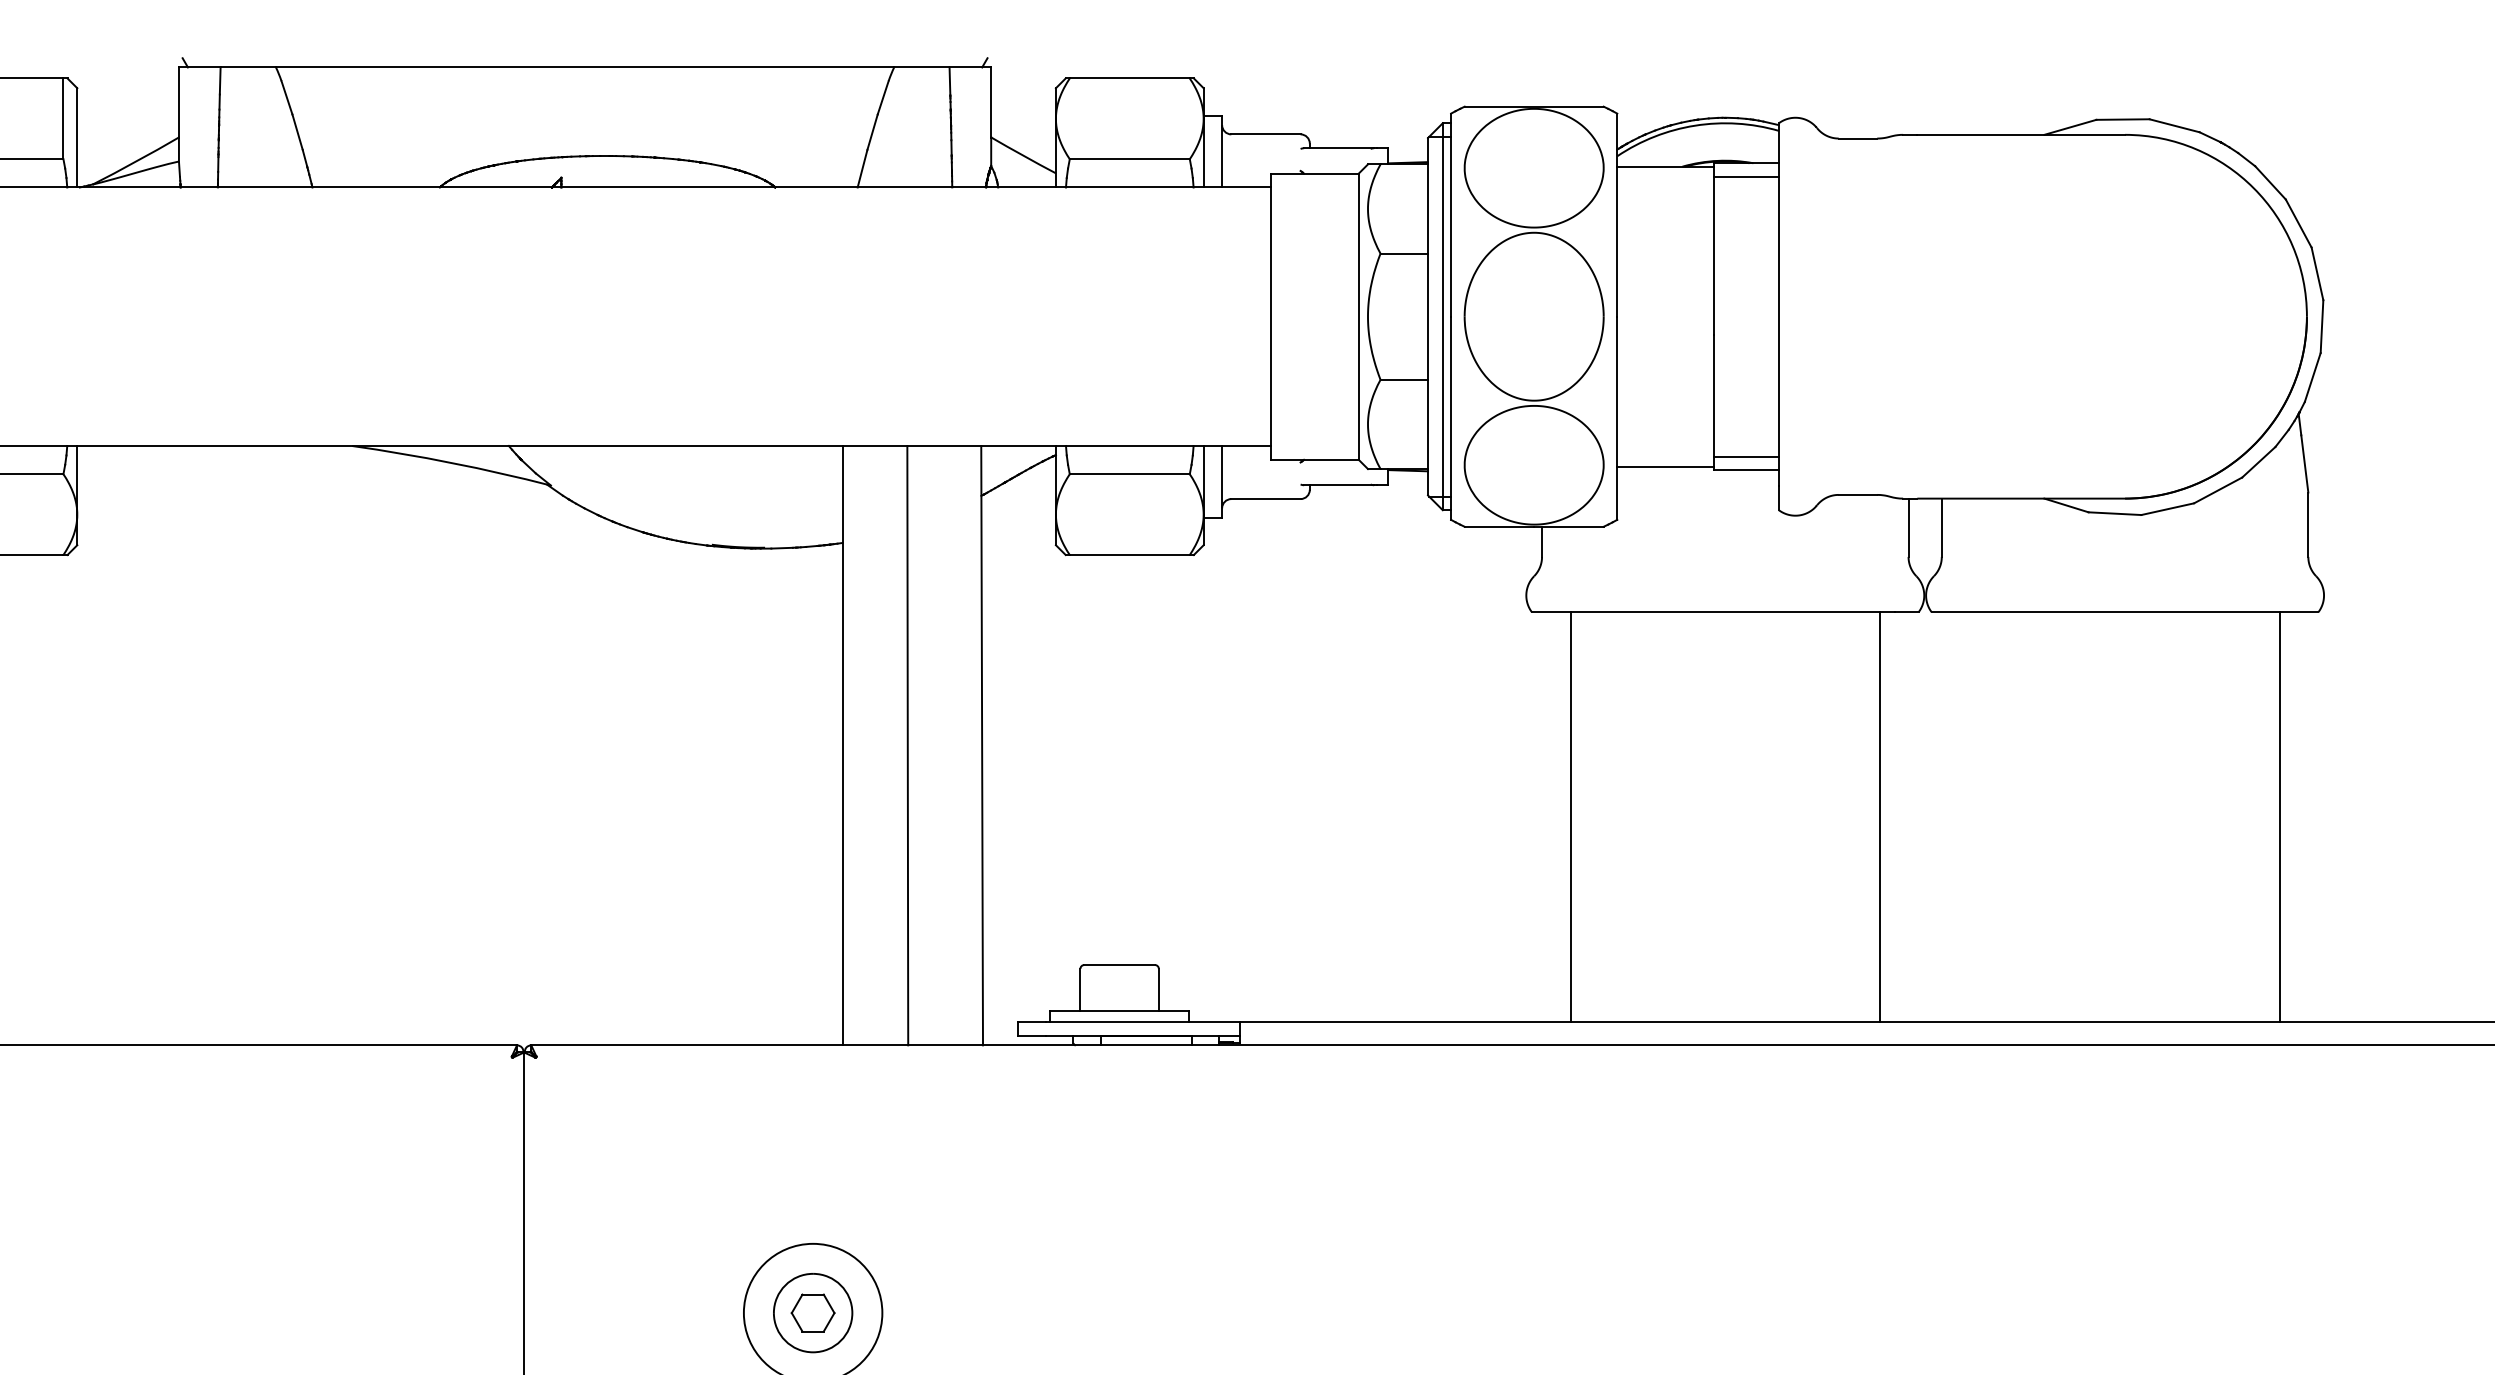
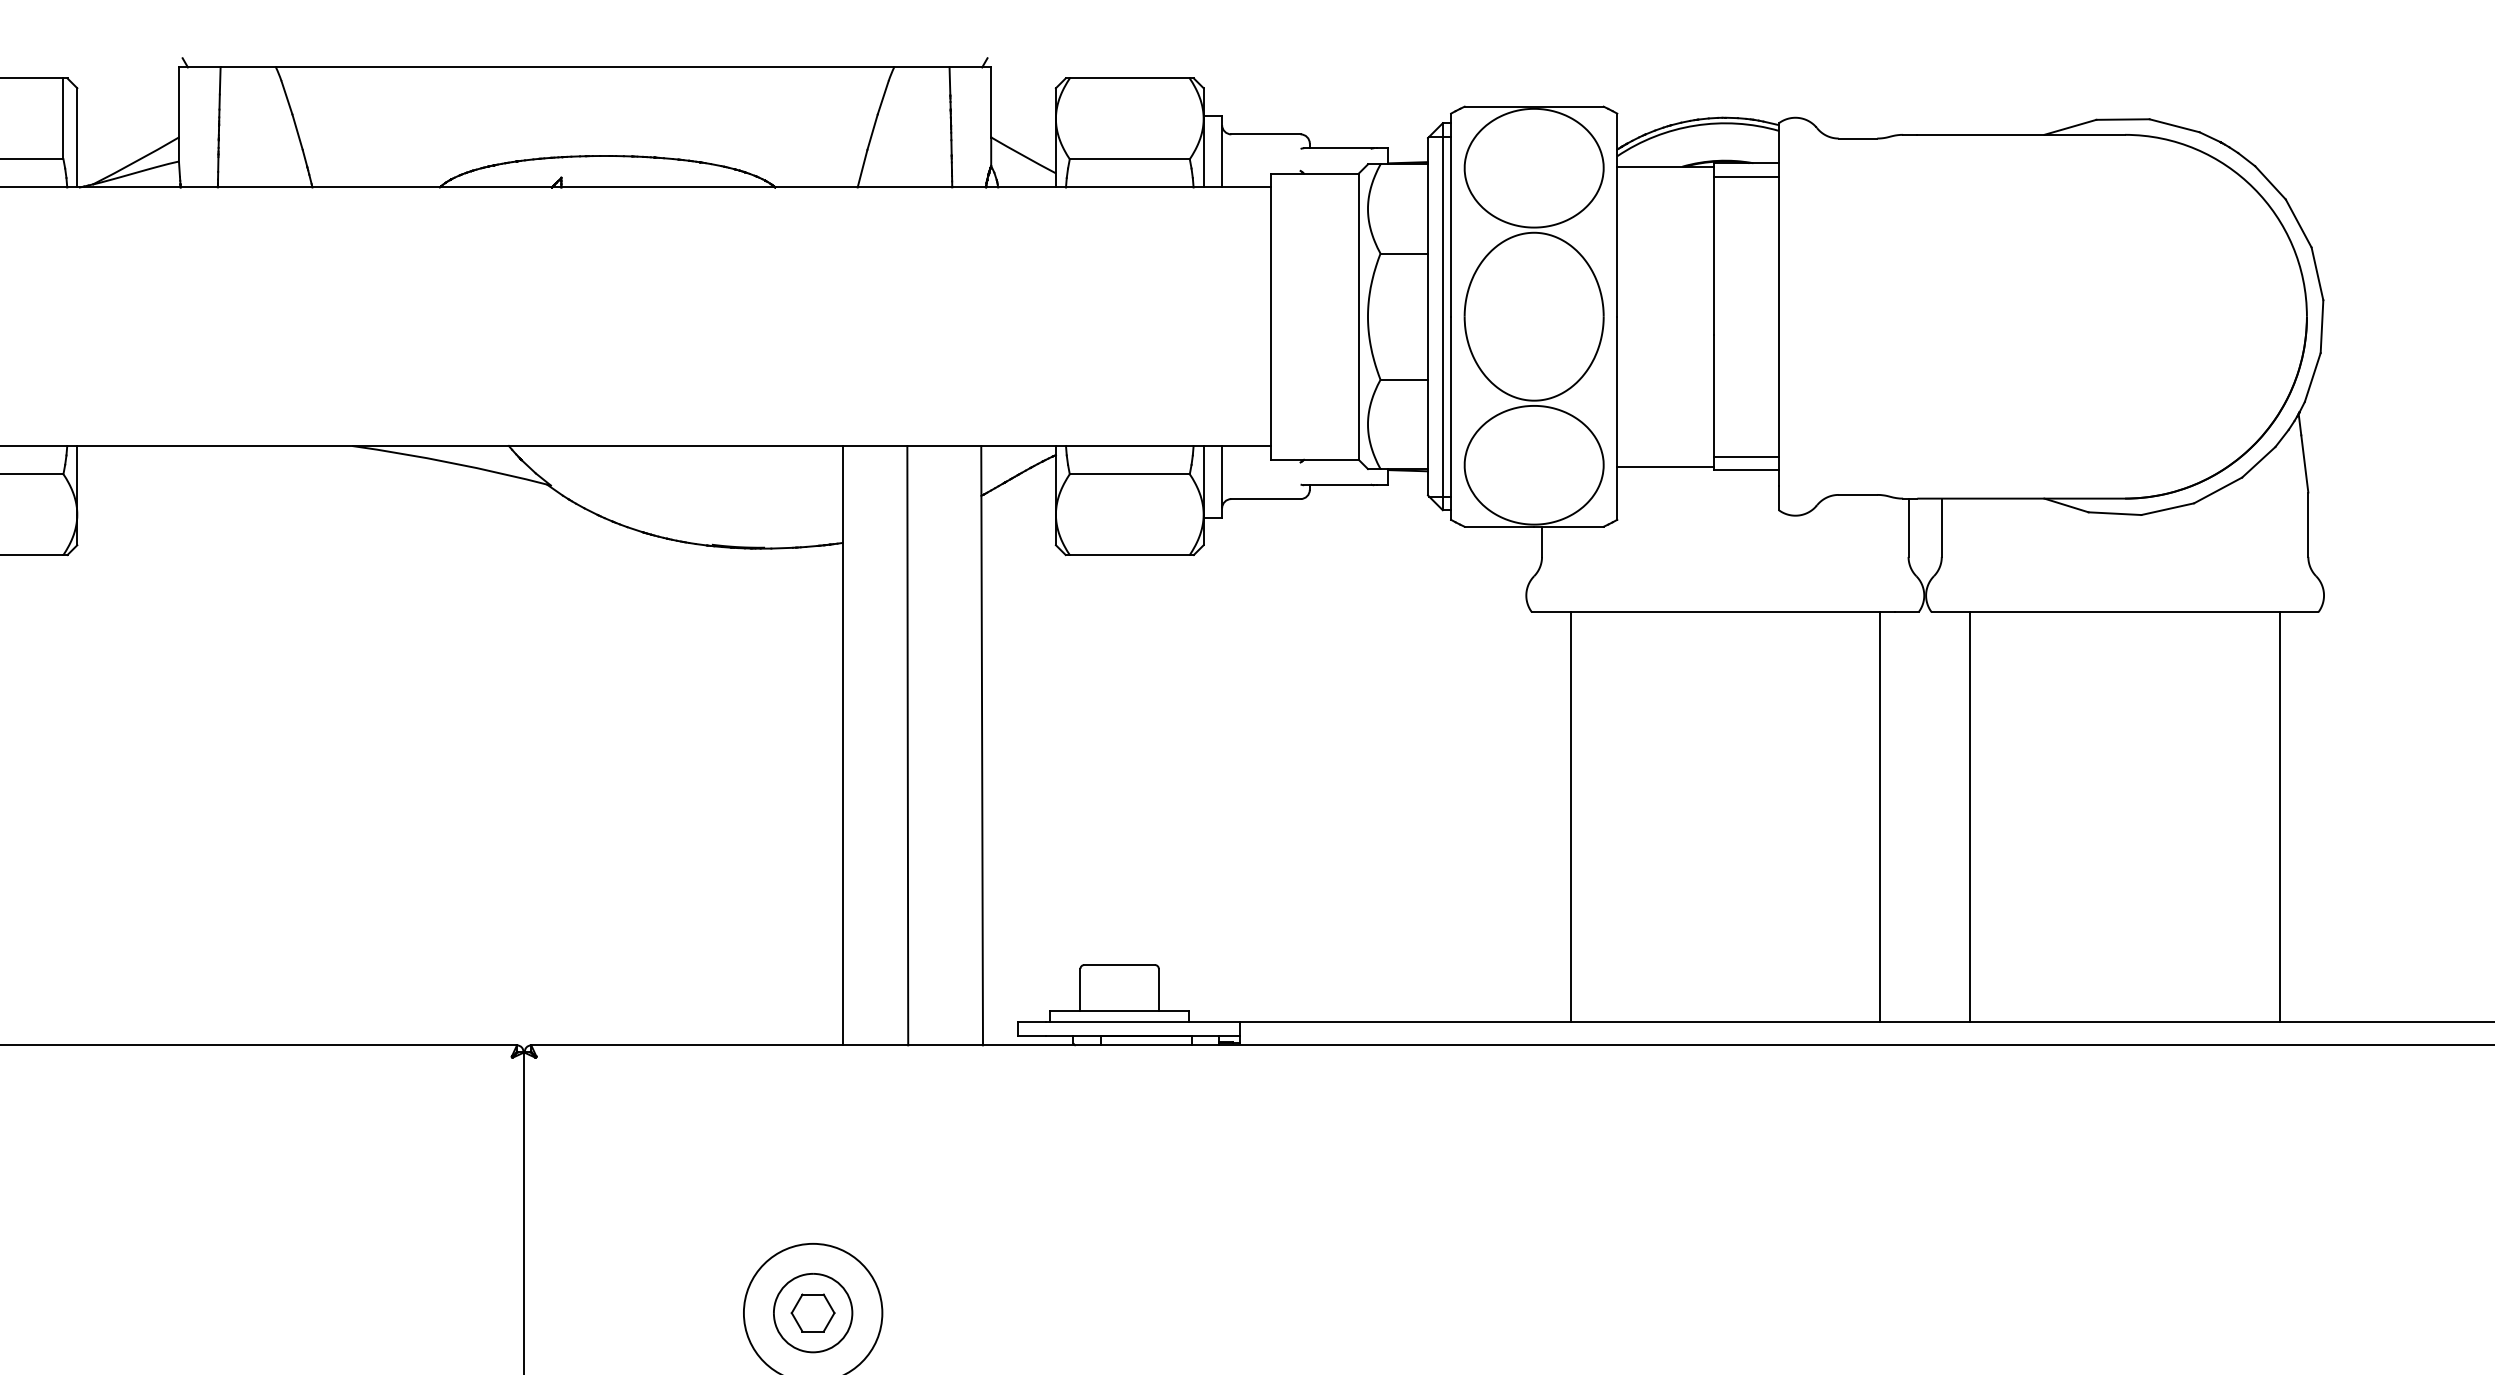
line: none -> present (1970, 817)
